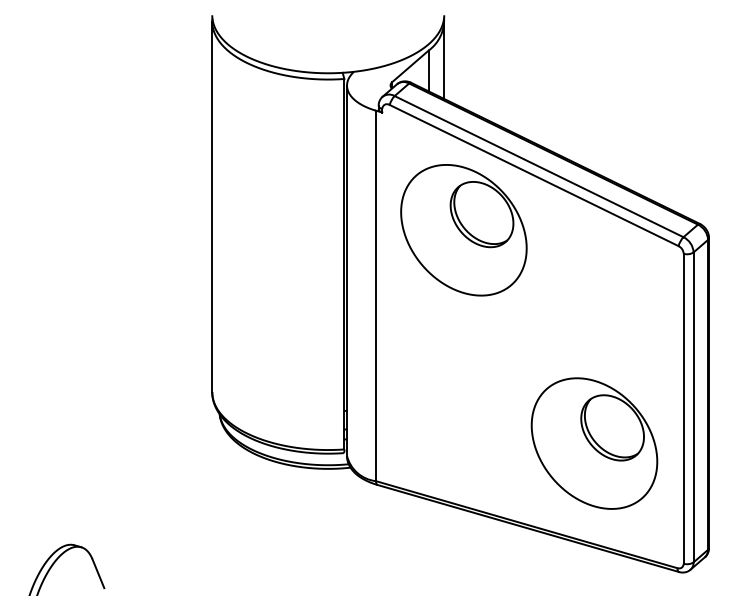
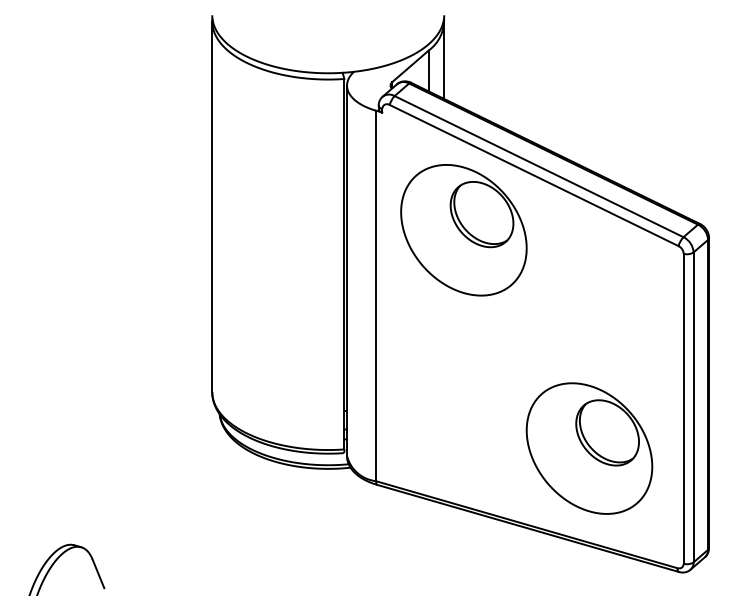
part position: (594, 443) -> (589, 448) (589, 448)
